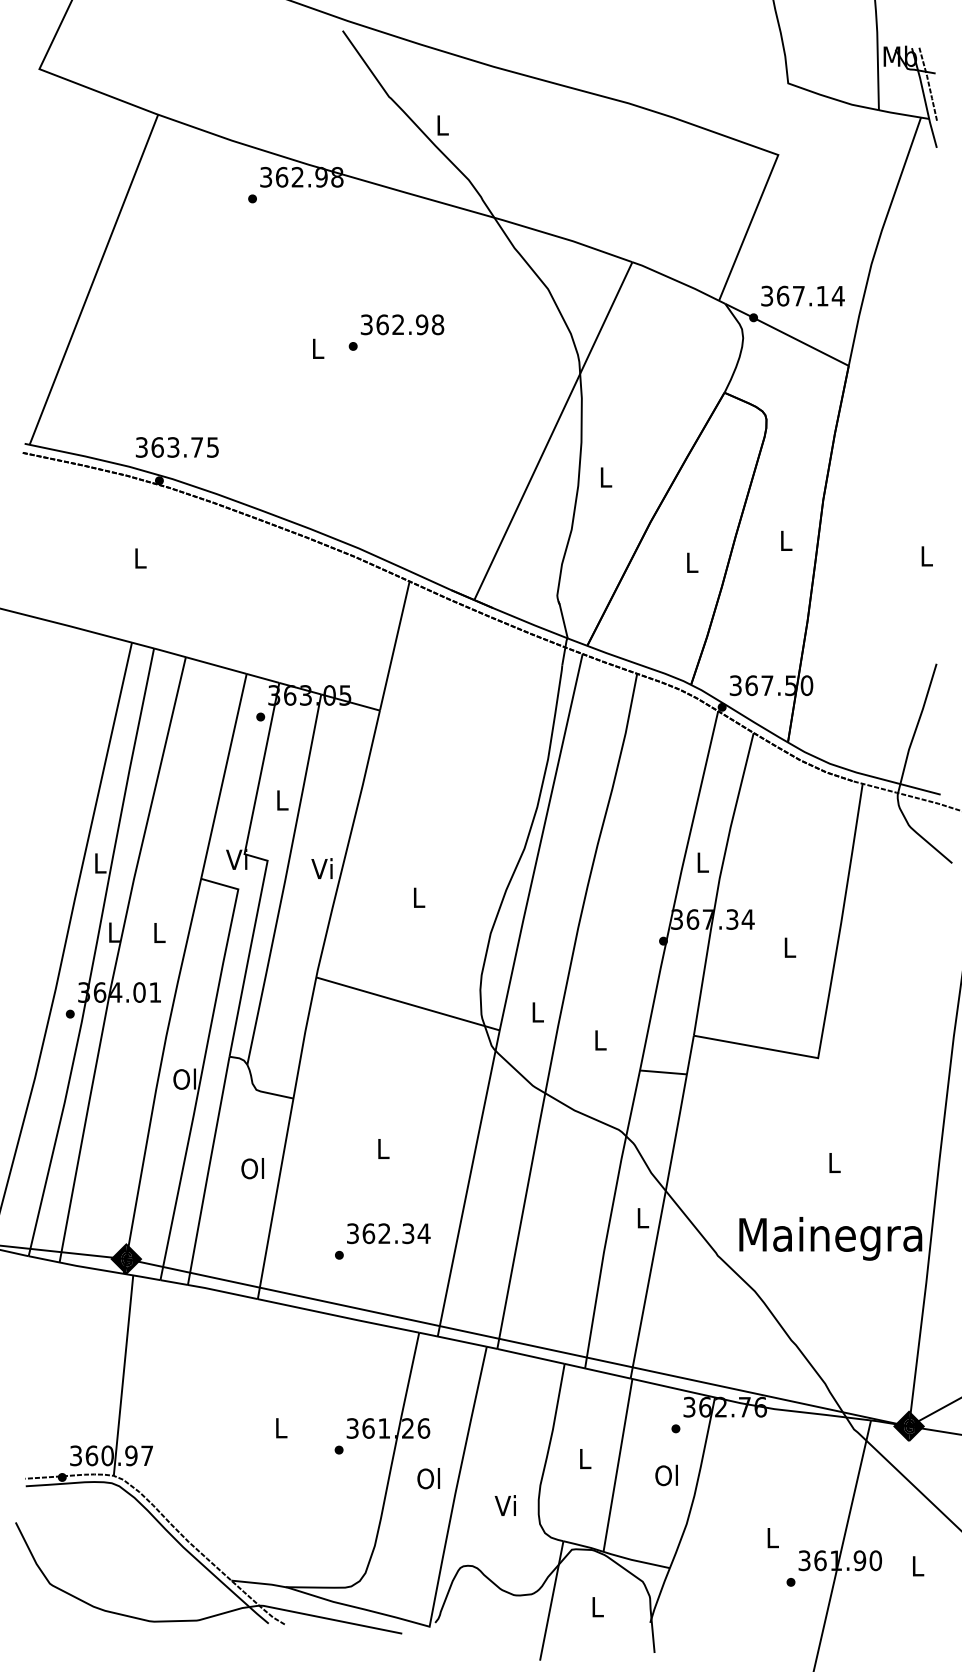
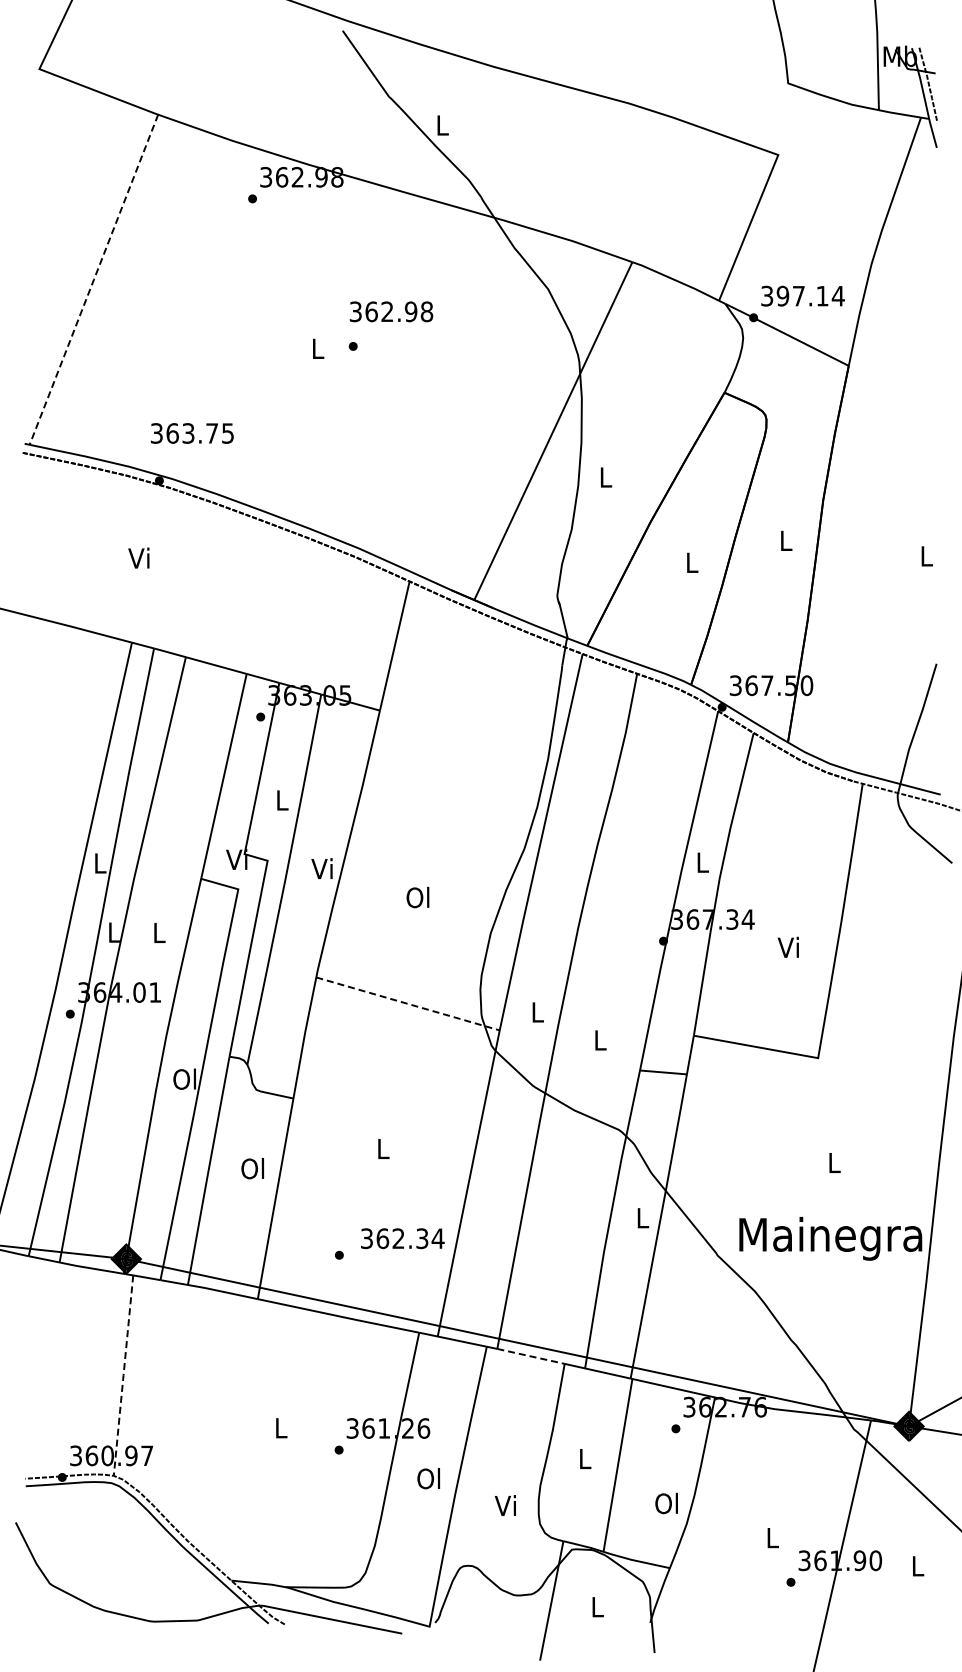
line: solid -> dashed (93, 279)
text: 367.14 -> 397.14 (782, 295)
text position: (402, 324) -> (391, 311) (391, 311)
text position: (176, 447) -> (191, 433) (191, 433)
text: L -> Vi (138, 557)
text: L -> Ol (417, 897)
text: L -> Vi (787, 946)
line: solid -> dashed (408, 1003)
text position: (388, 1233) -> (402, 1238) (402, 1238)
line: solid -> dashed (532, 1356)
line: solid -> dashed (123, 1375)
text position: (666, 1475) -> (666, 1503) (666, 1503)
